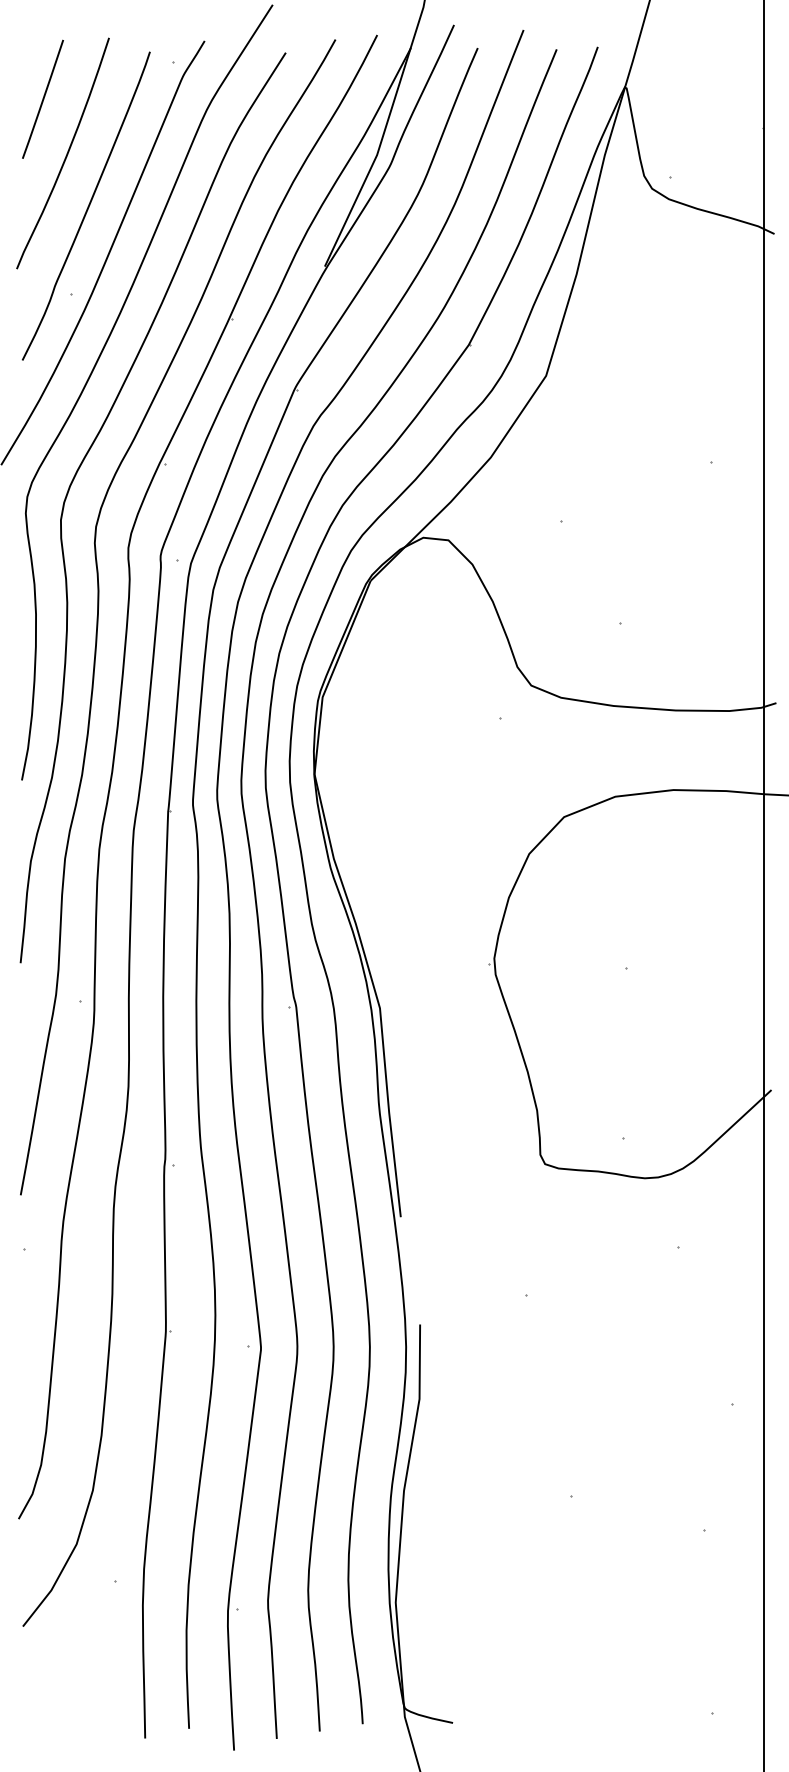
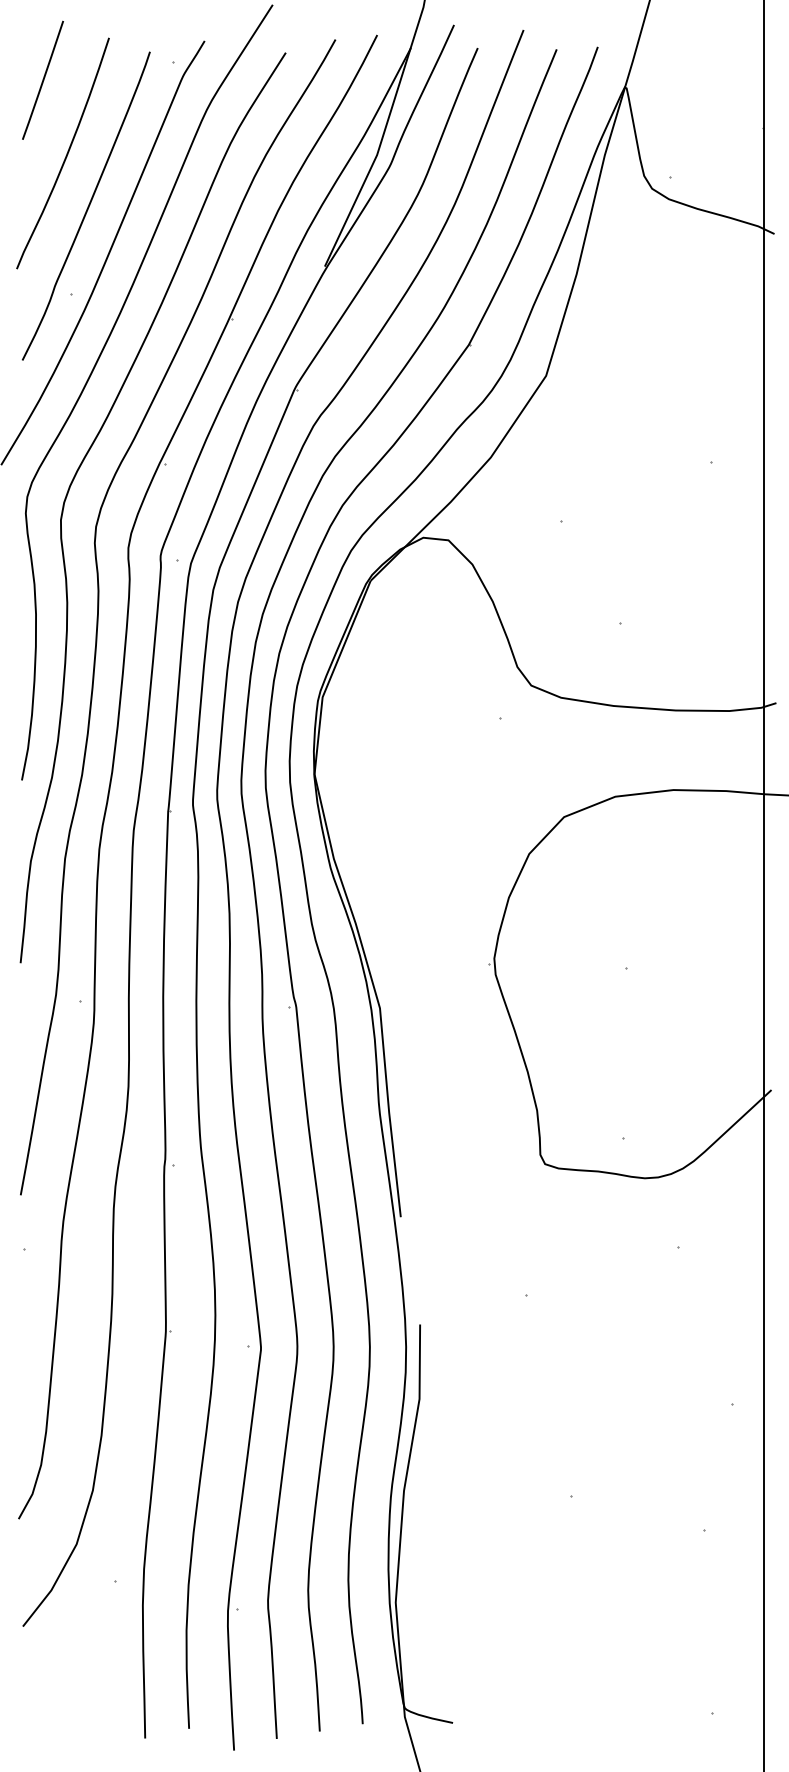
line position: (42, 98) -> (42, 79) (42, 79)
